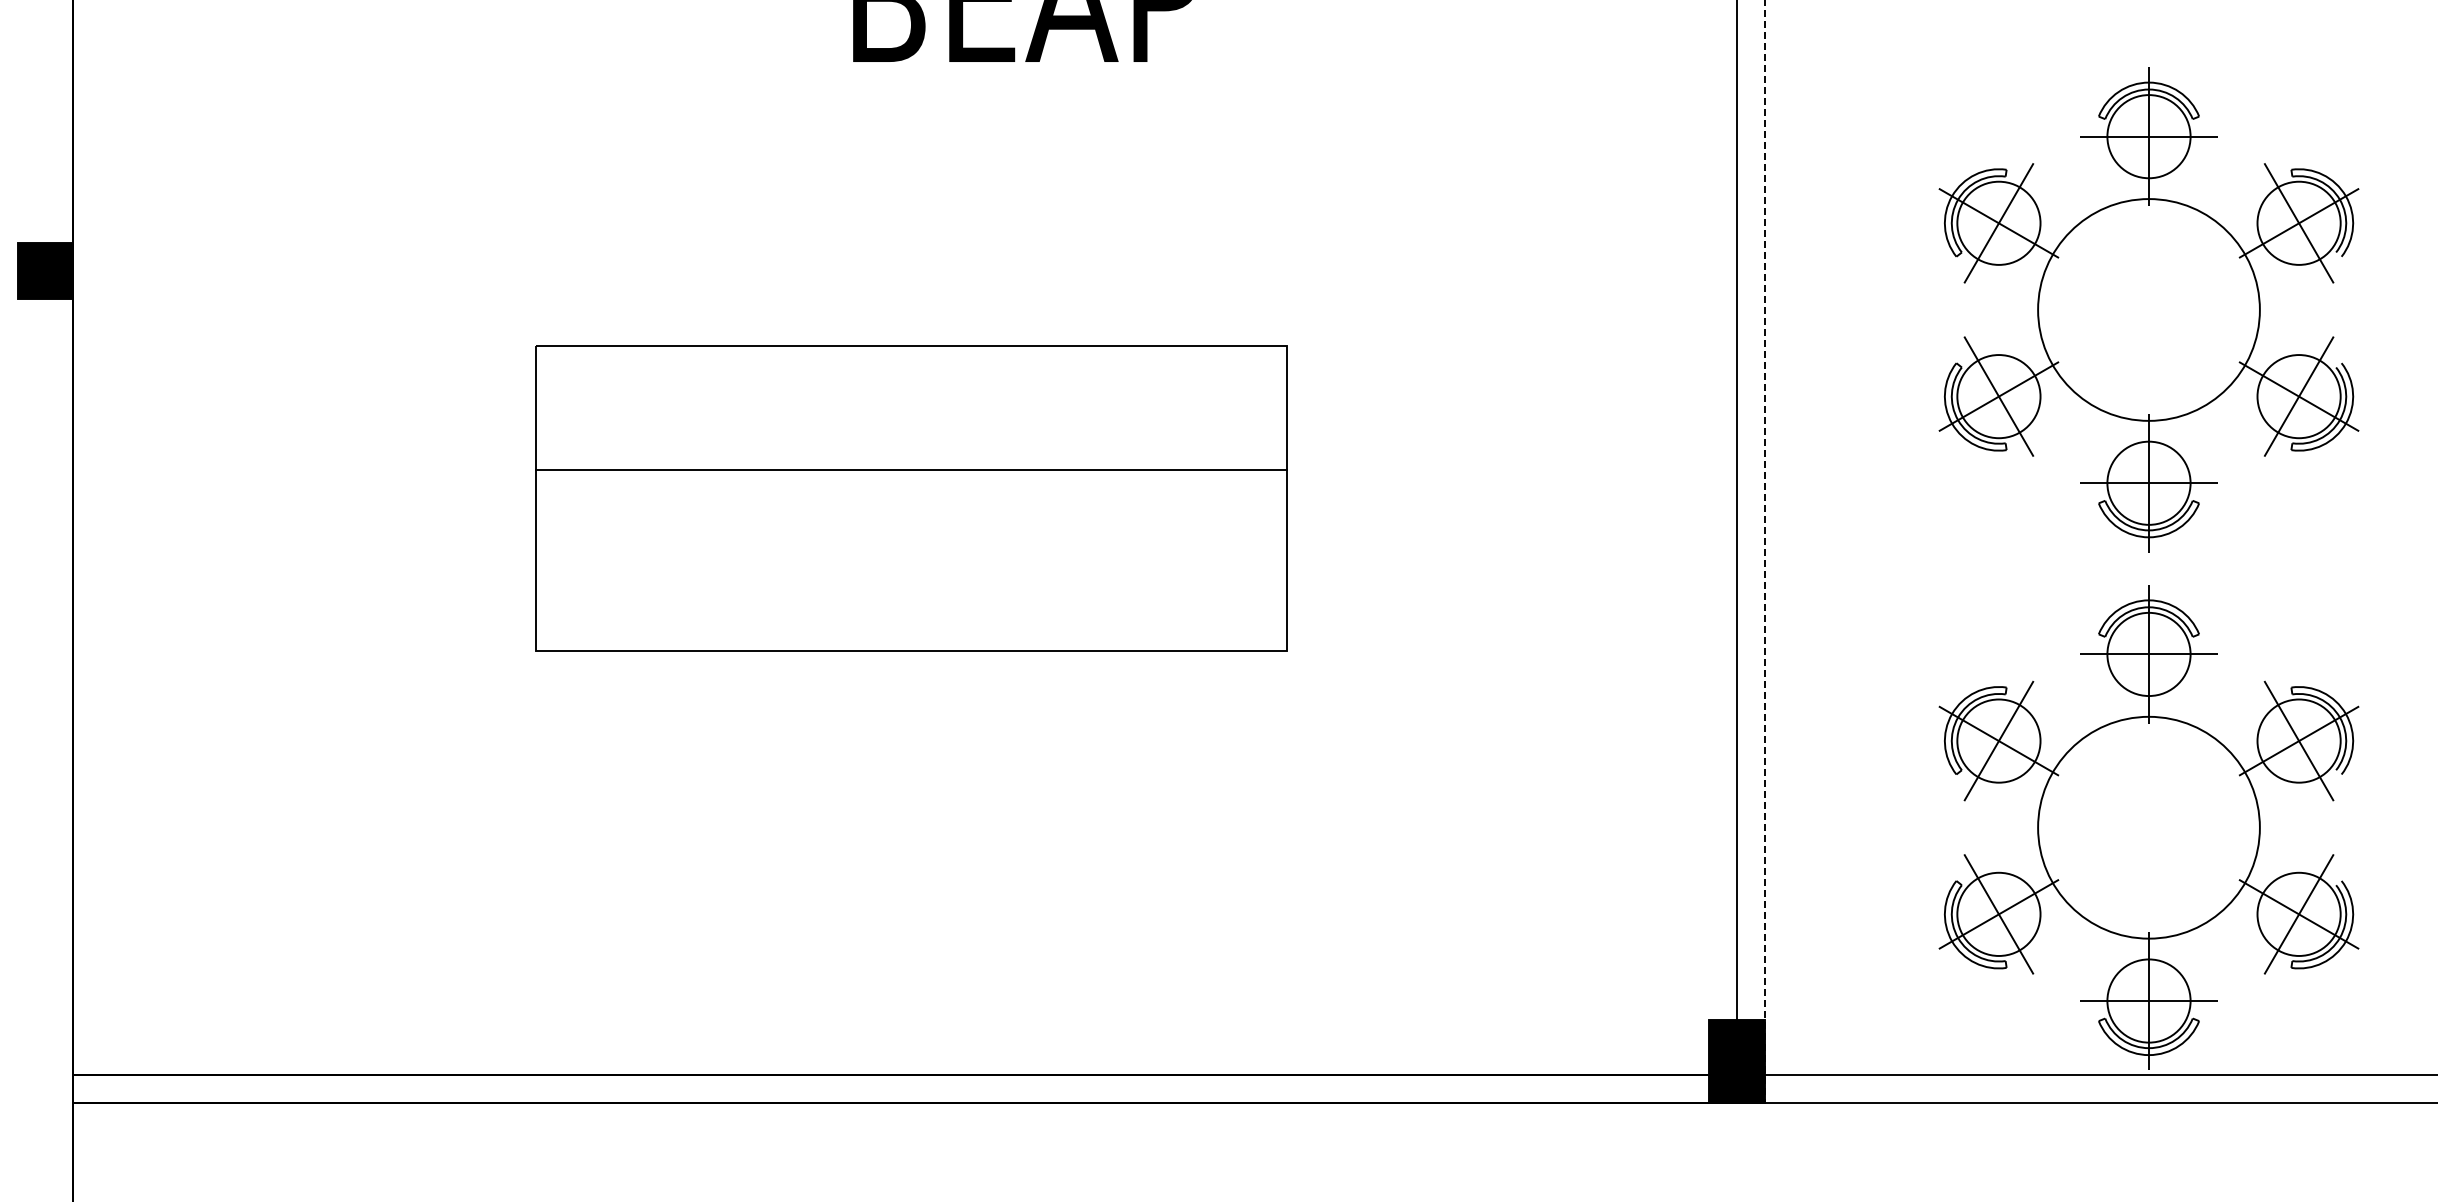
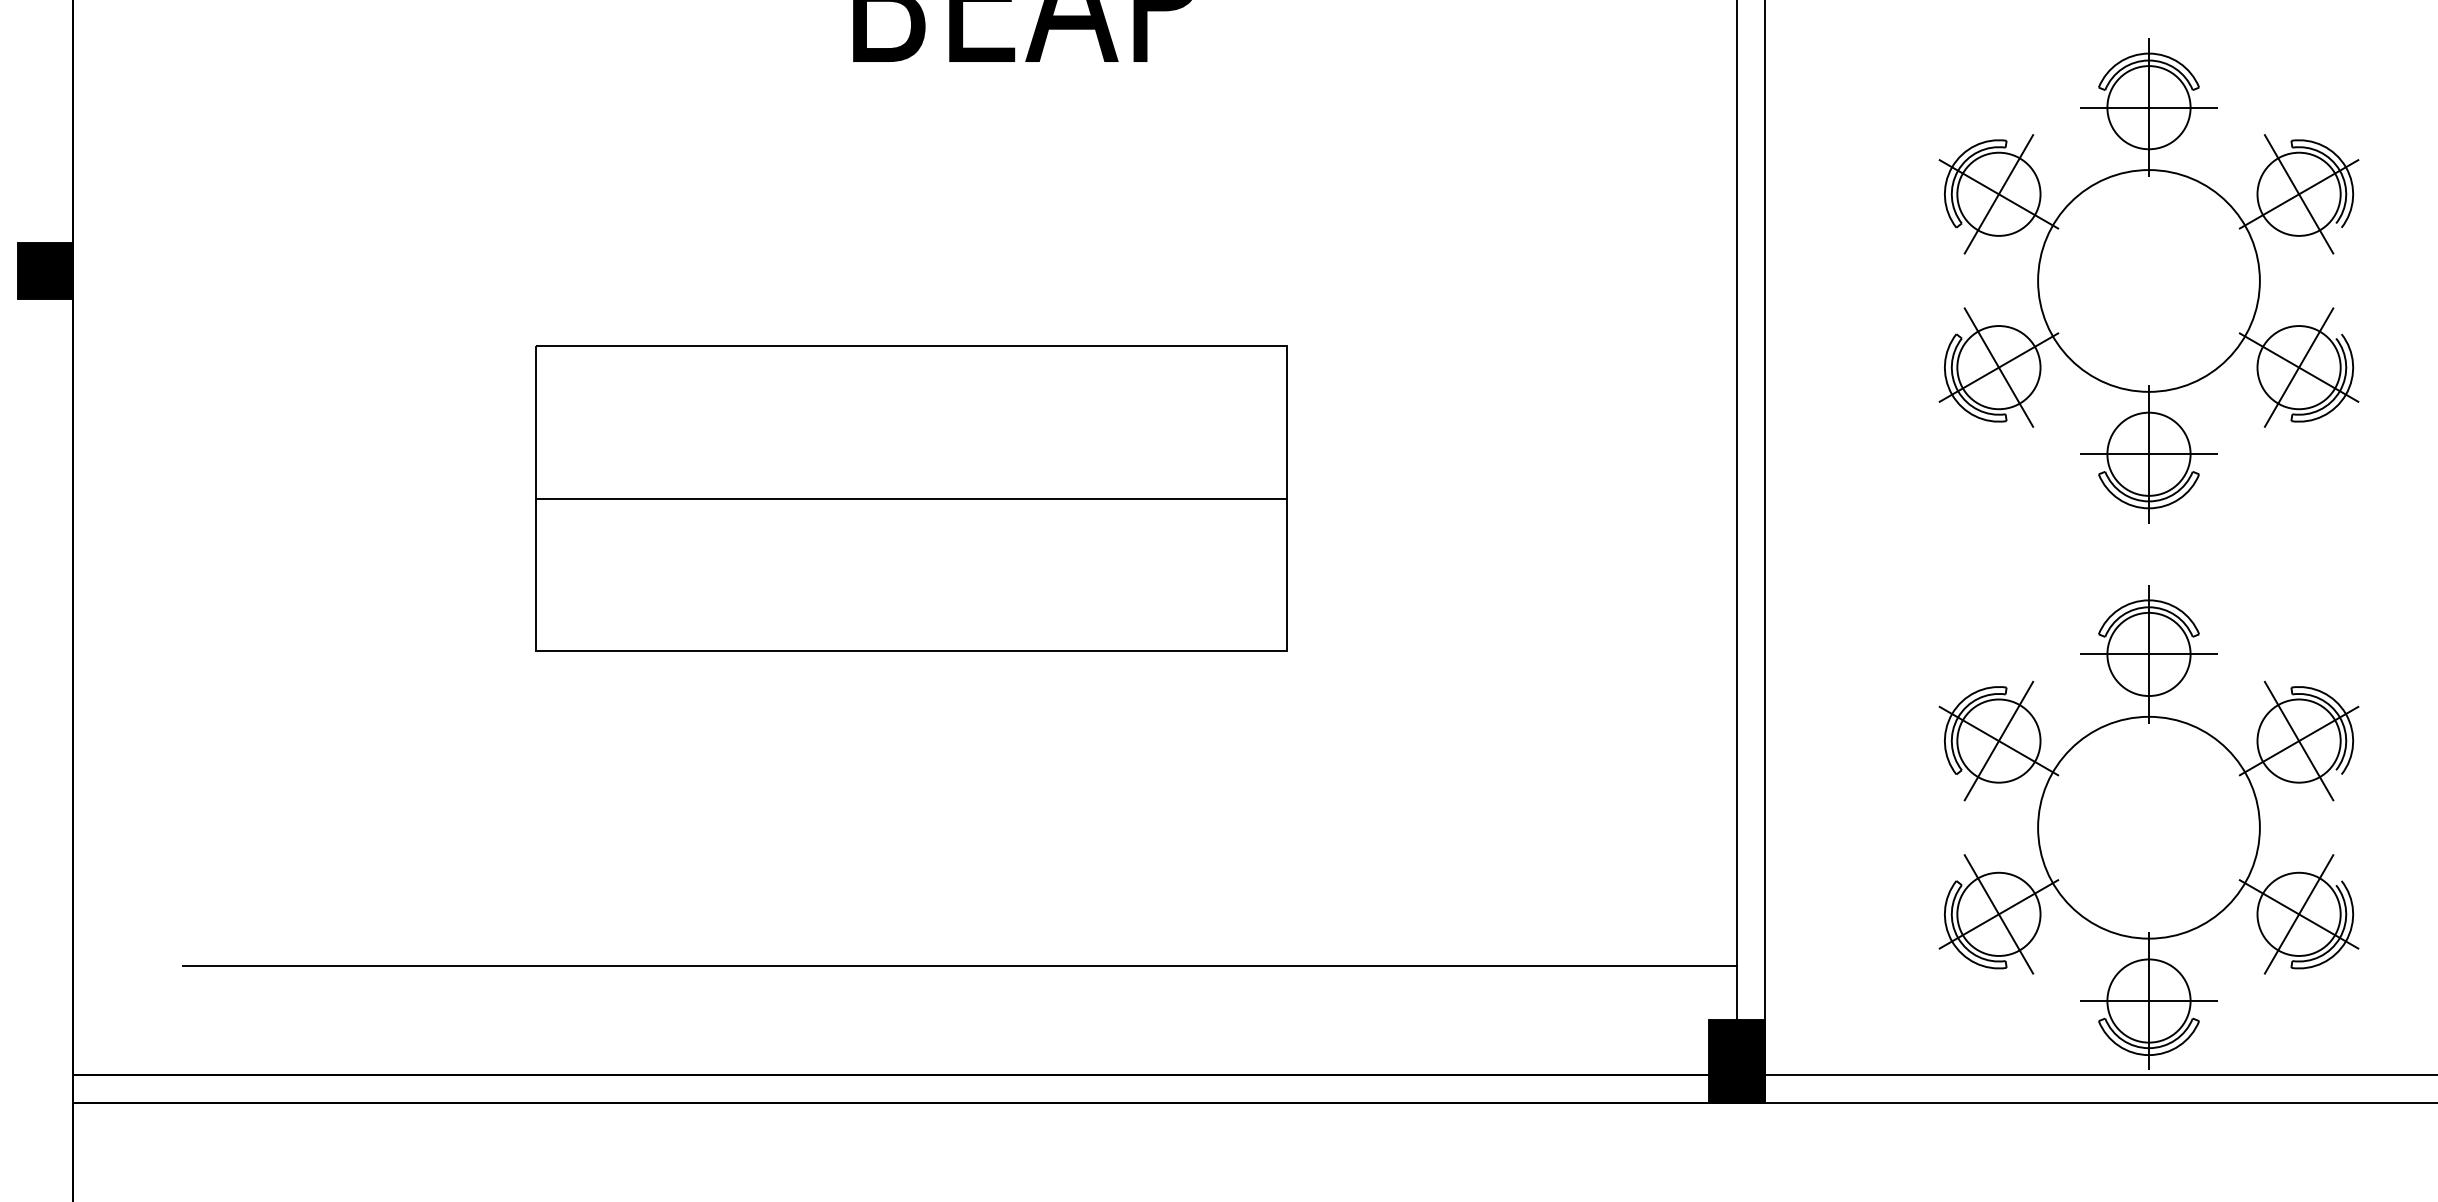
part position: (2148, 309) -> (2148, 280) (2148, 280)
line position: (911, 469) -> (911, 498) (911, 498)
line: dashed -> solid (1764, 552)
line: none -> present (959, 966)
